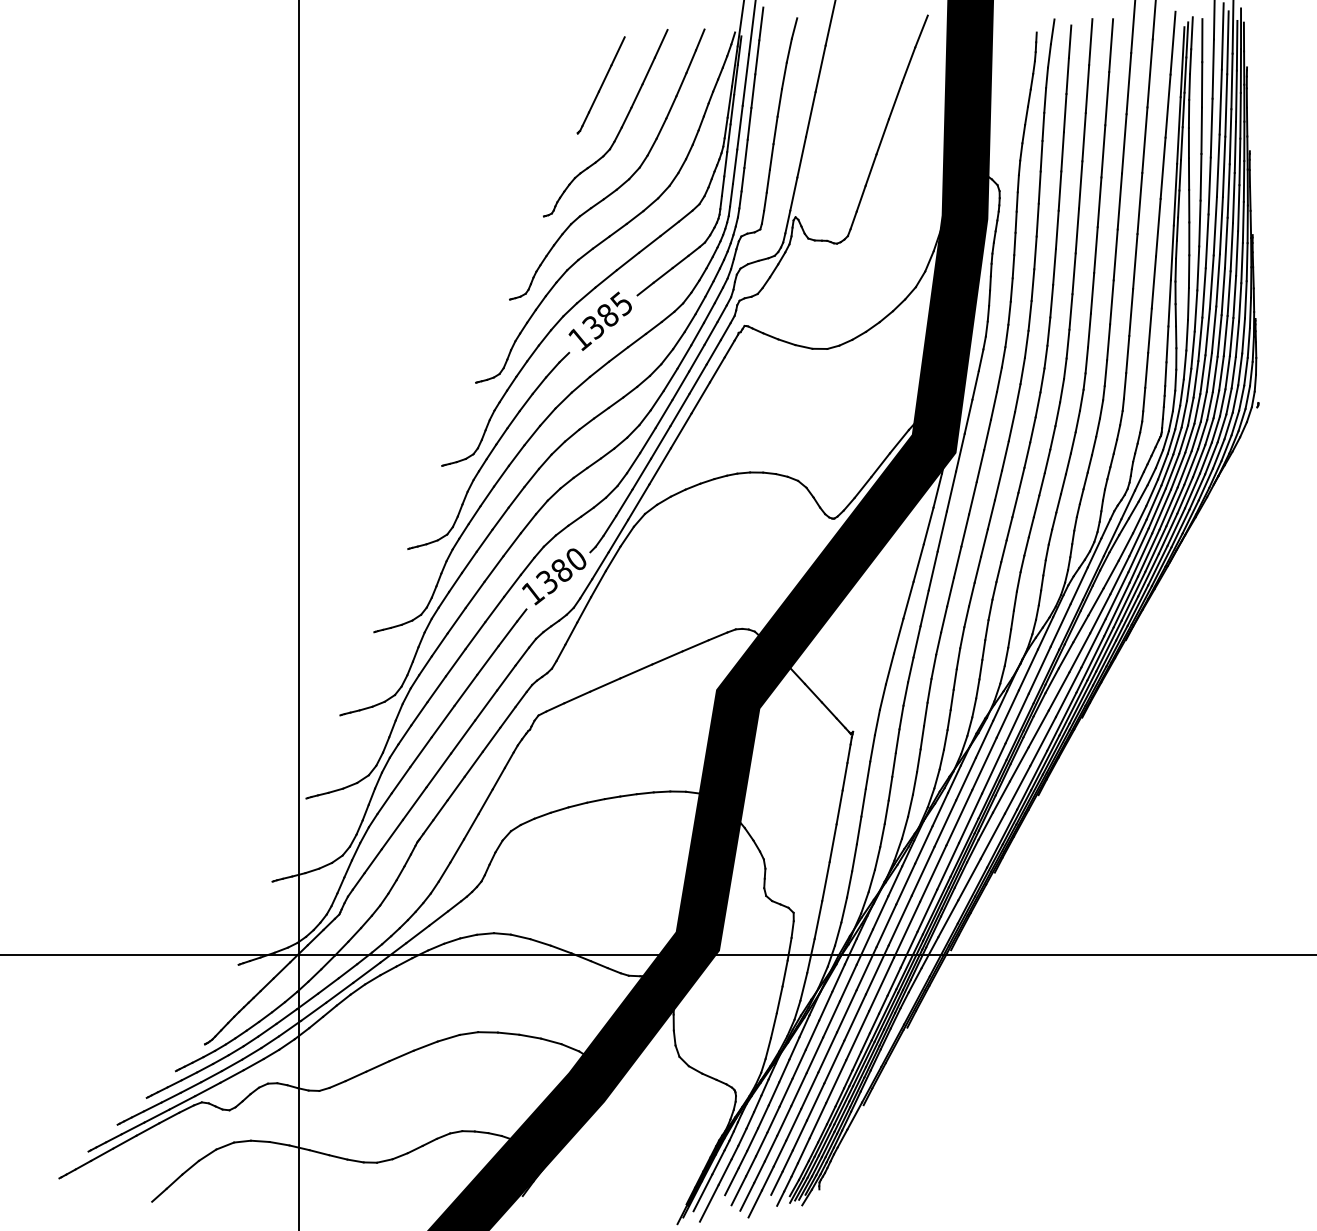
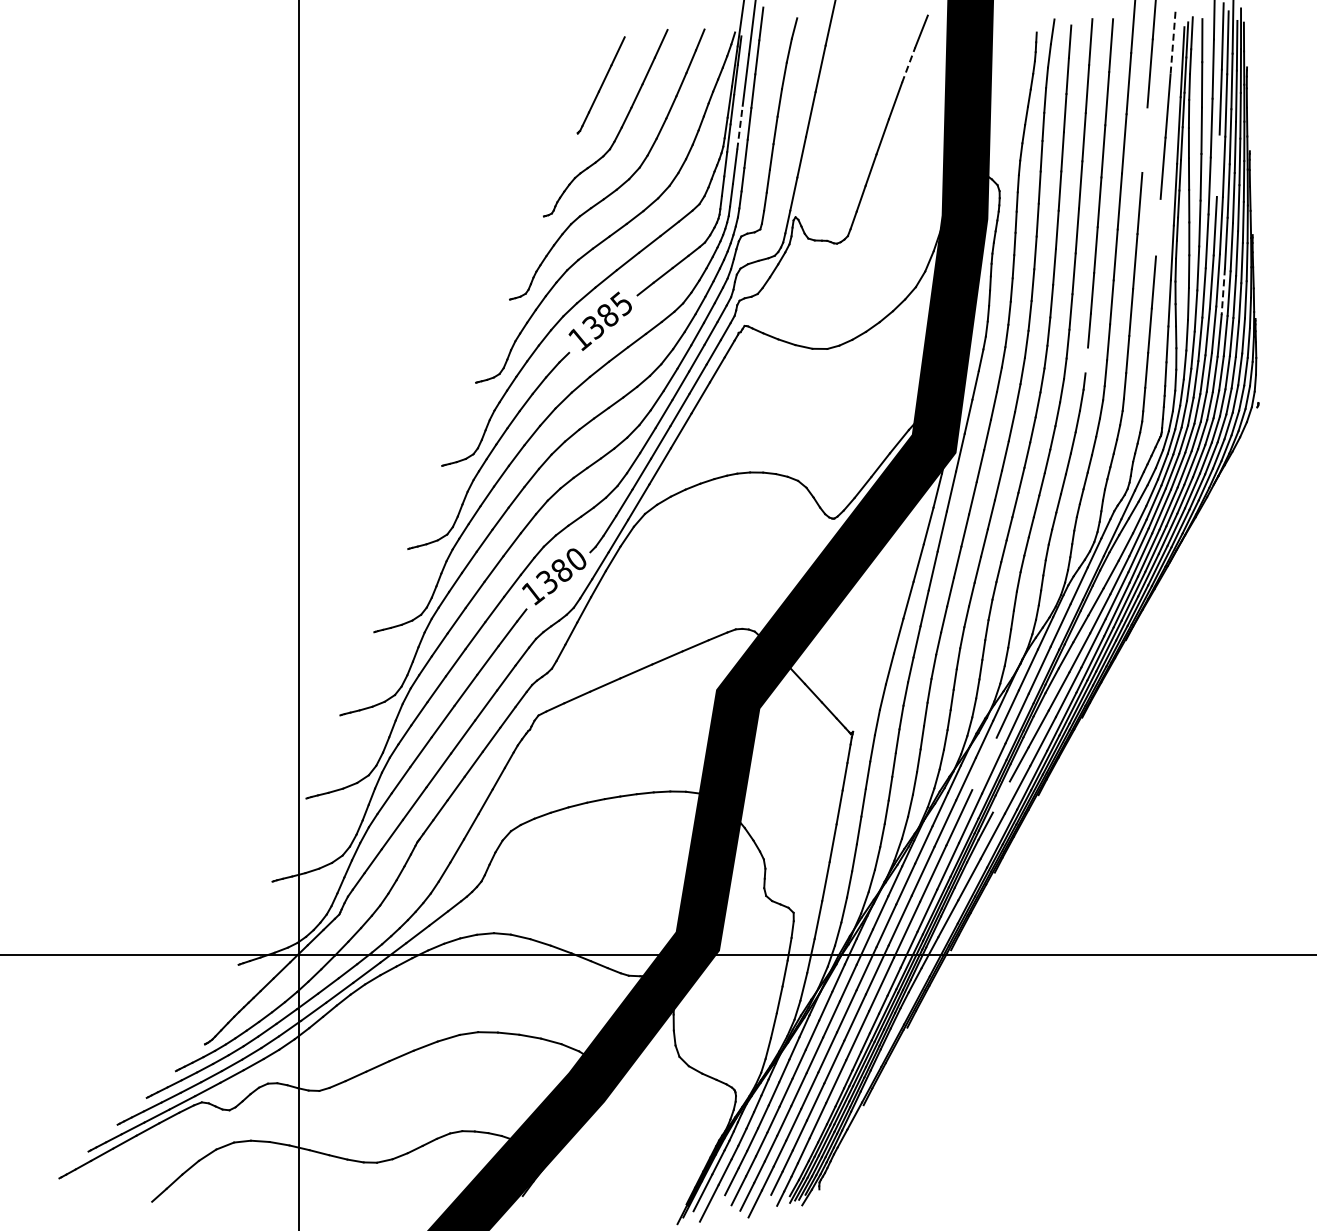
line: solid -> dashed (1173, 43)
line: solid -> dashed (908, 65)
line: solid -> dashed (740, 127)
line: present -> none (1144, 139)
line: present -> none (1217, 165)
line: present -> none (1158, 227)
line: solid -> dashed (1223, 292)
line: present -> none (1086, 360)
line: present -> none (984, 763)
line: present -> none (1000, 796)
